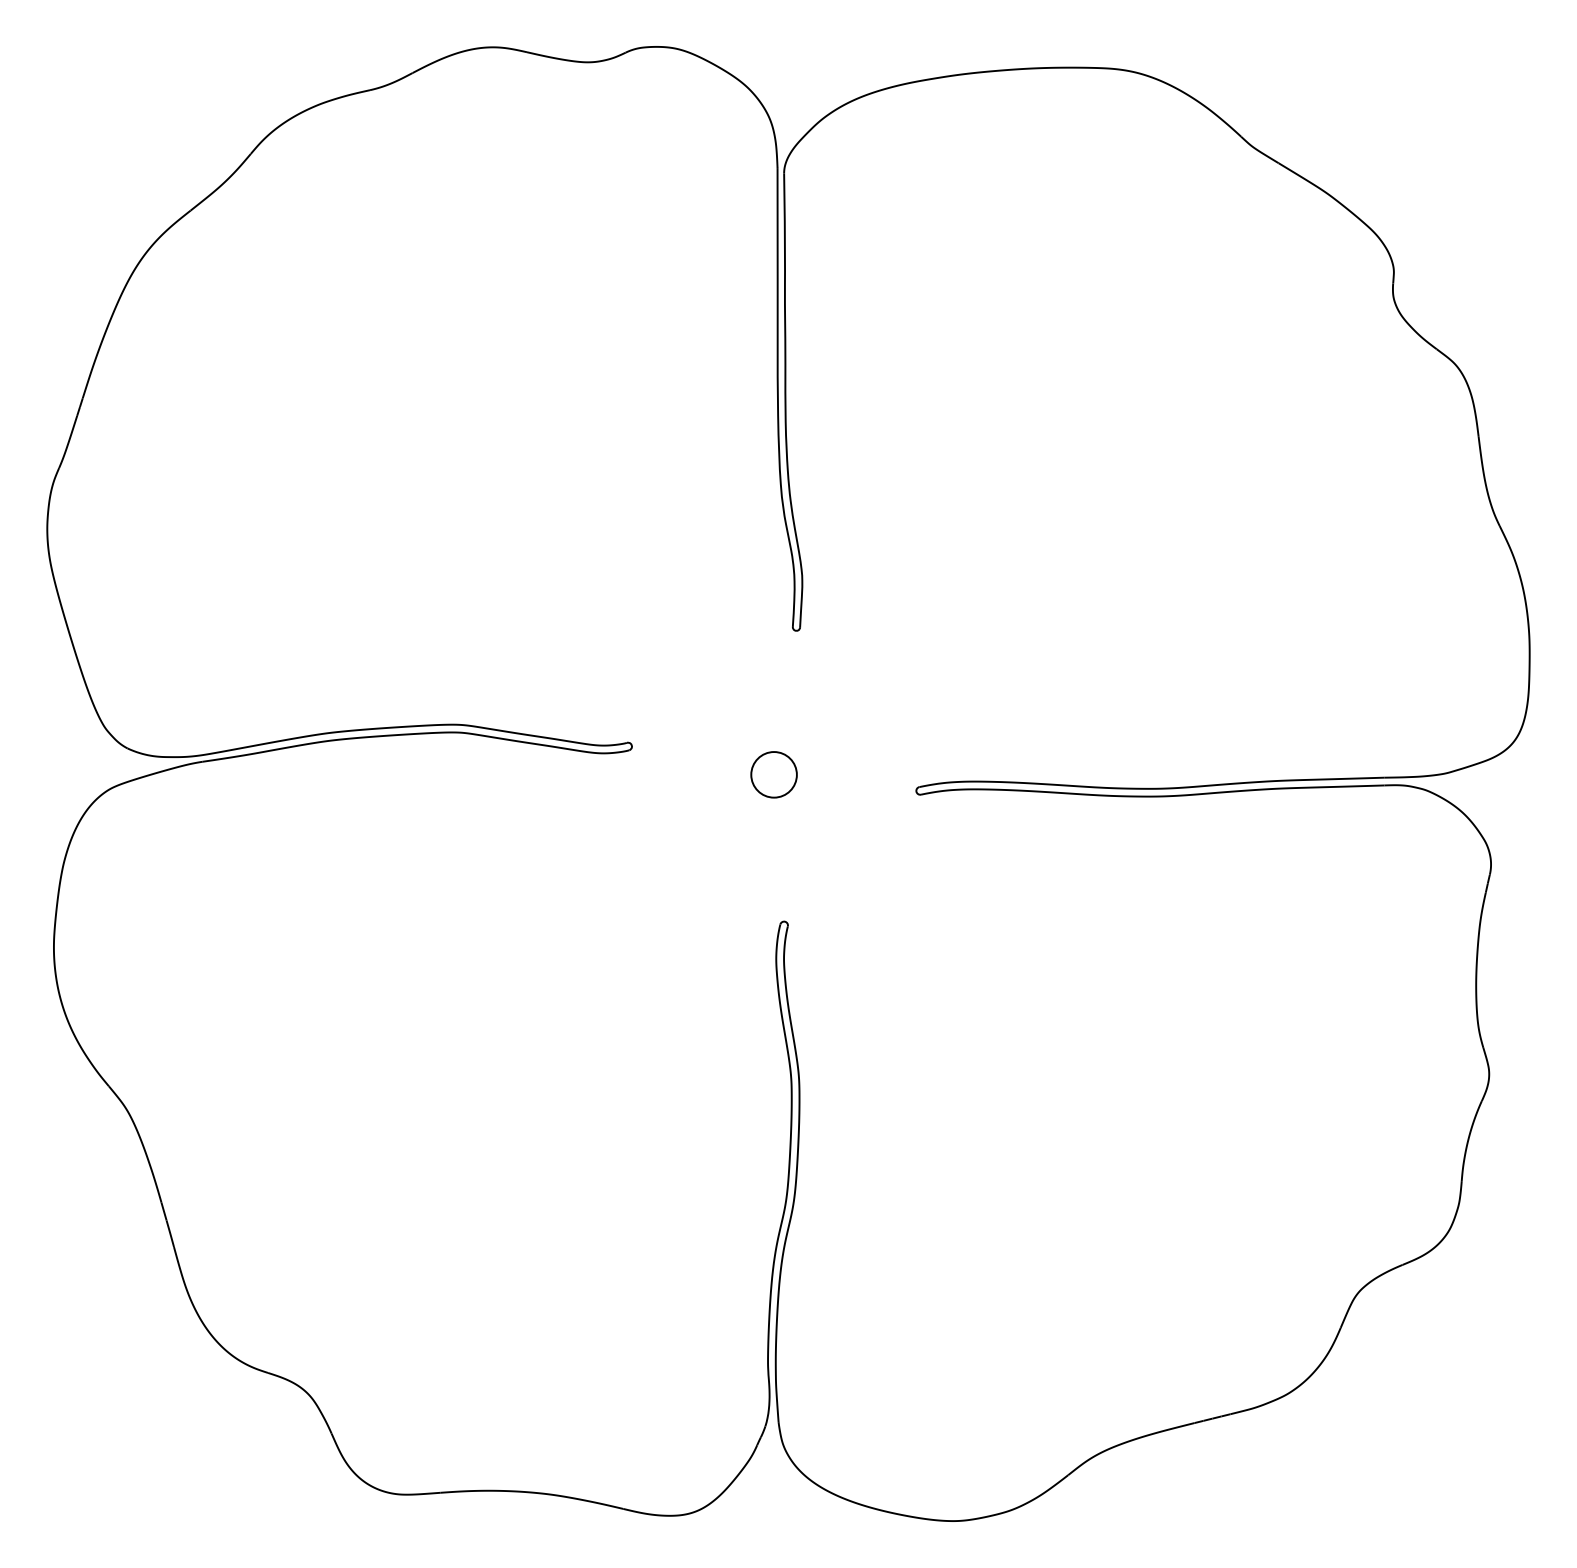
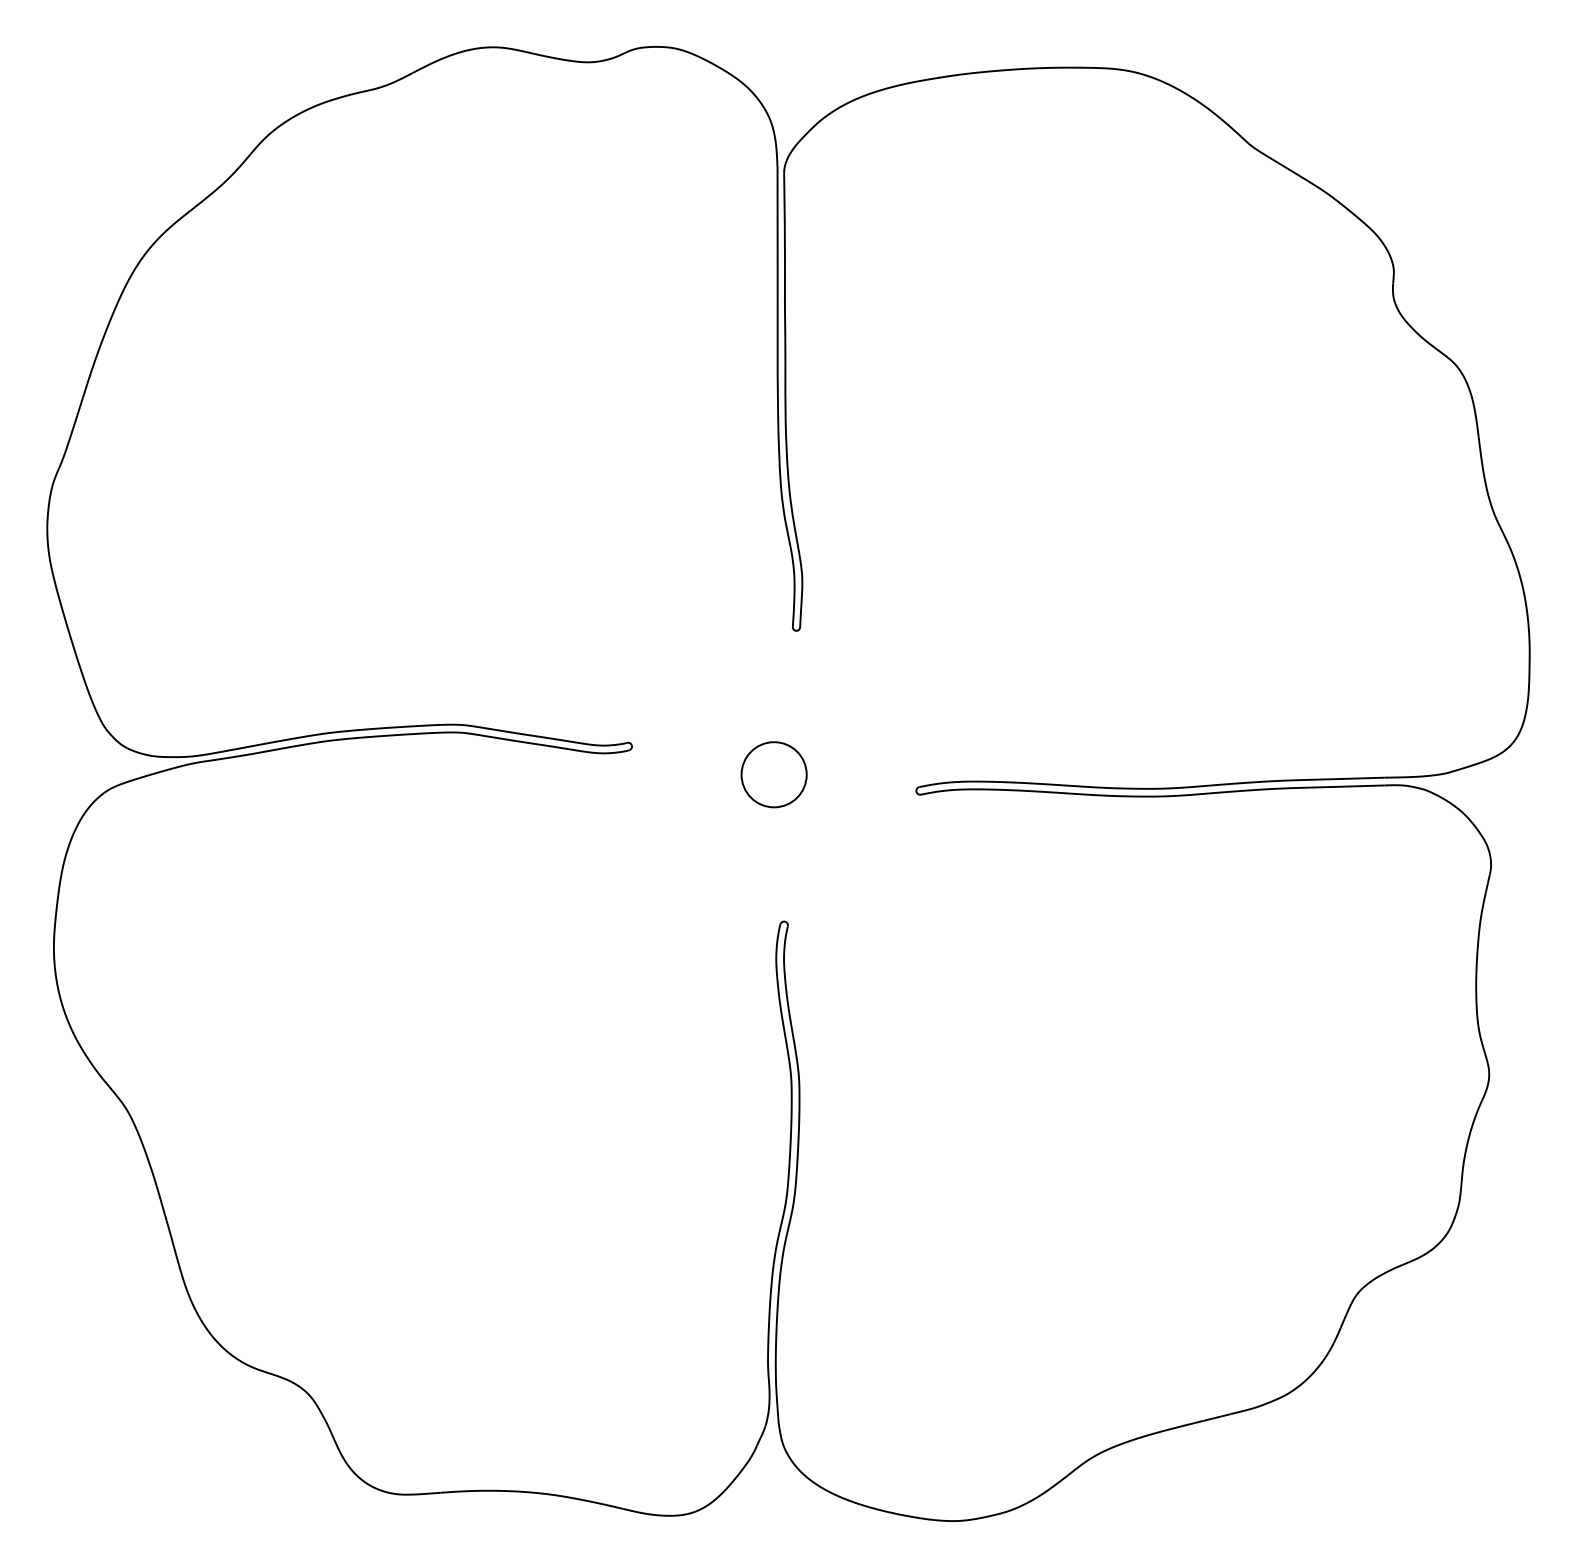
circle size: 48x48 px -> 68x68 px (773, 774)
